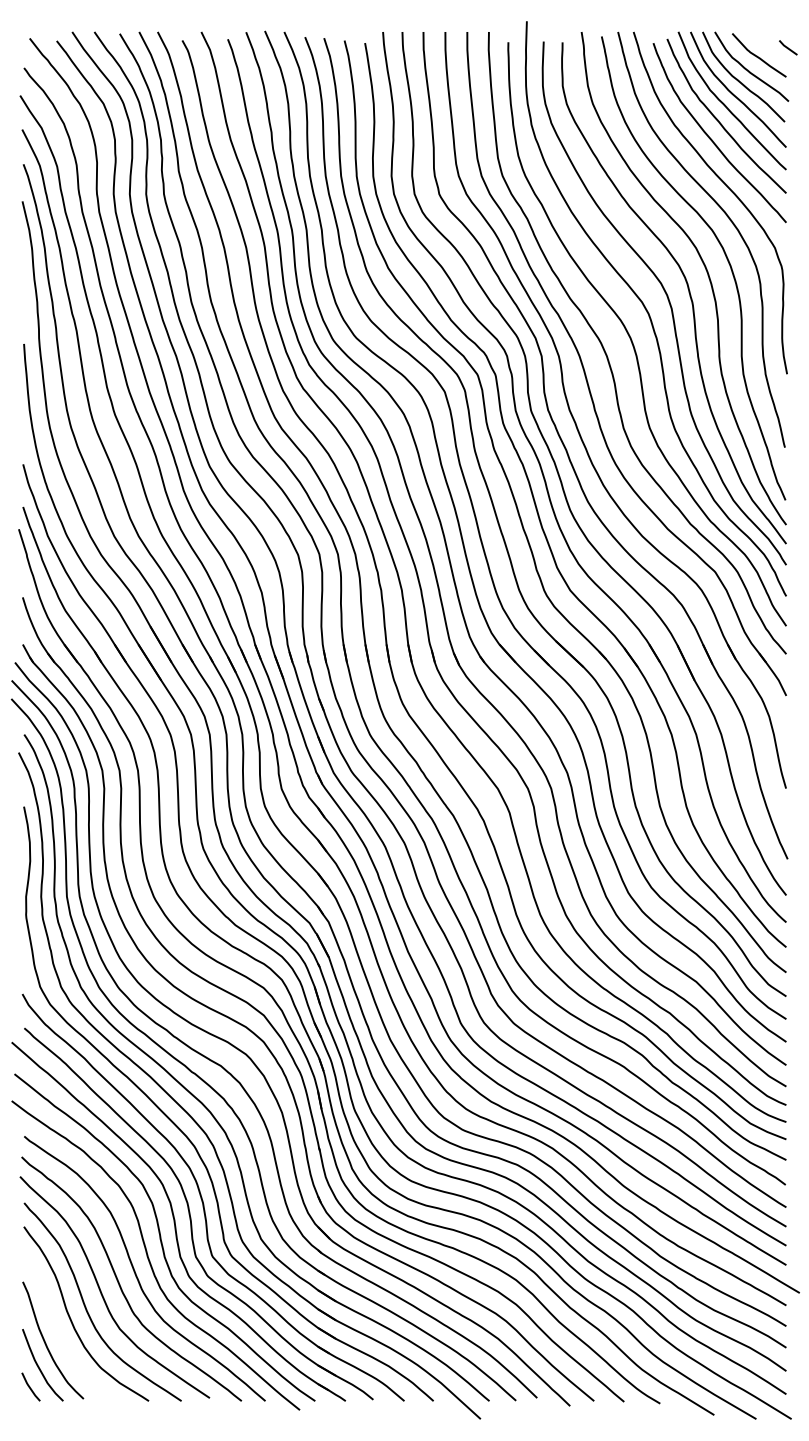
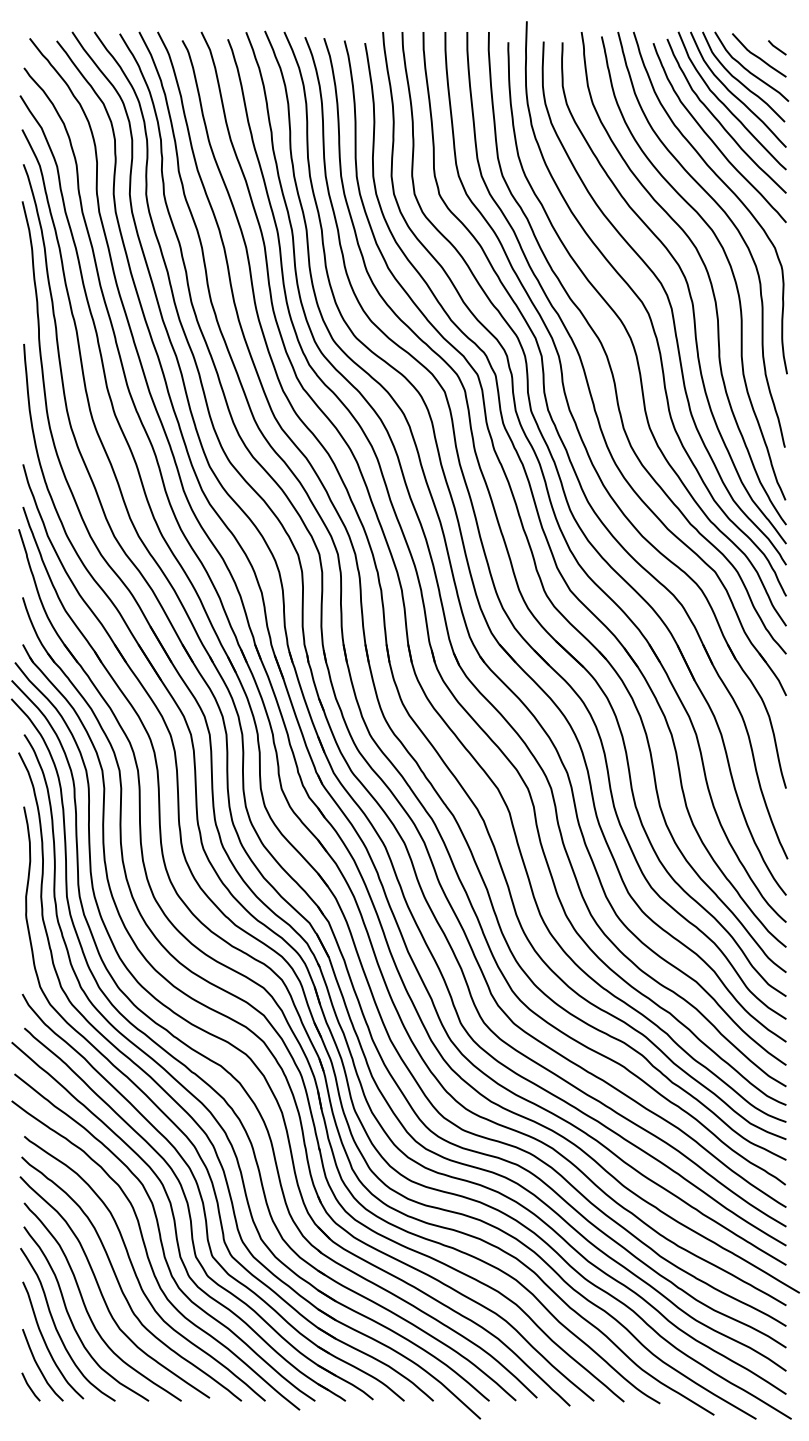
line position: (788, 47) -> (777, 47) (777, 47)
curve: none -> present (56, 1326)
